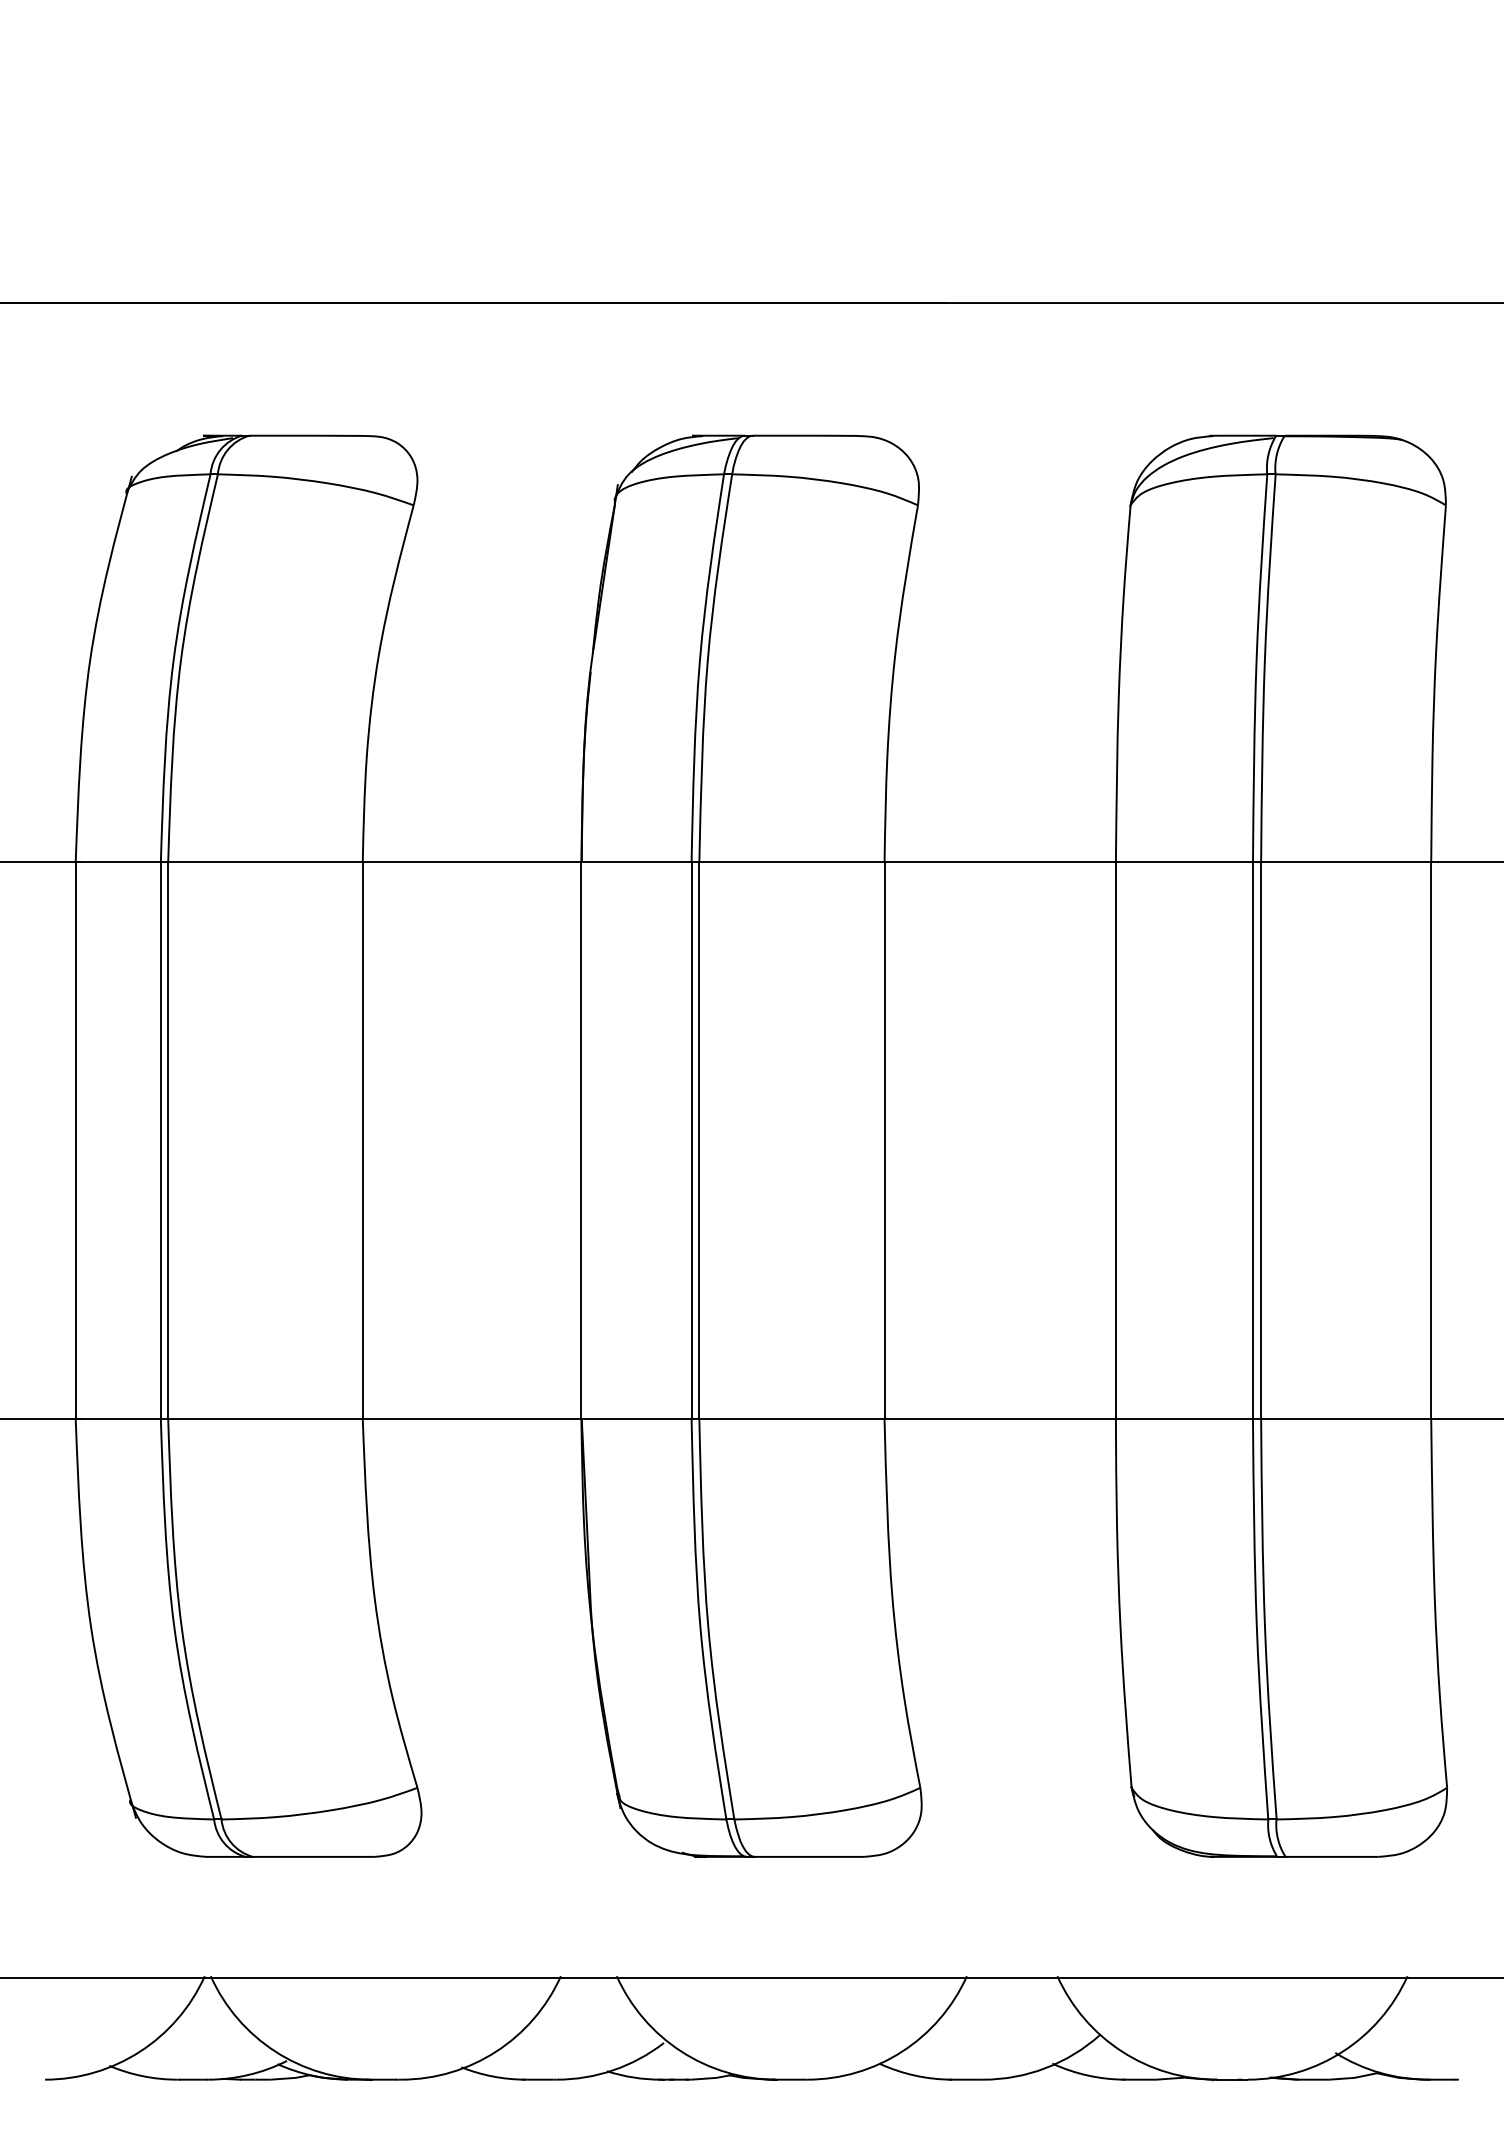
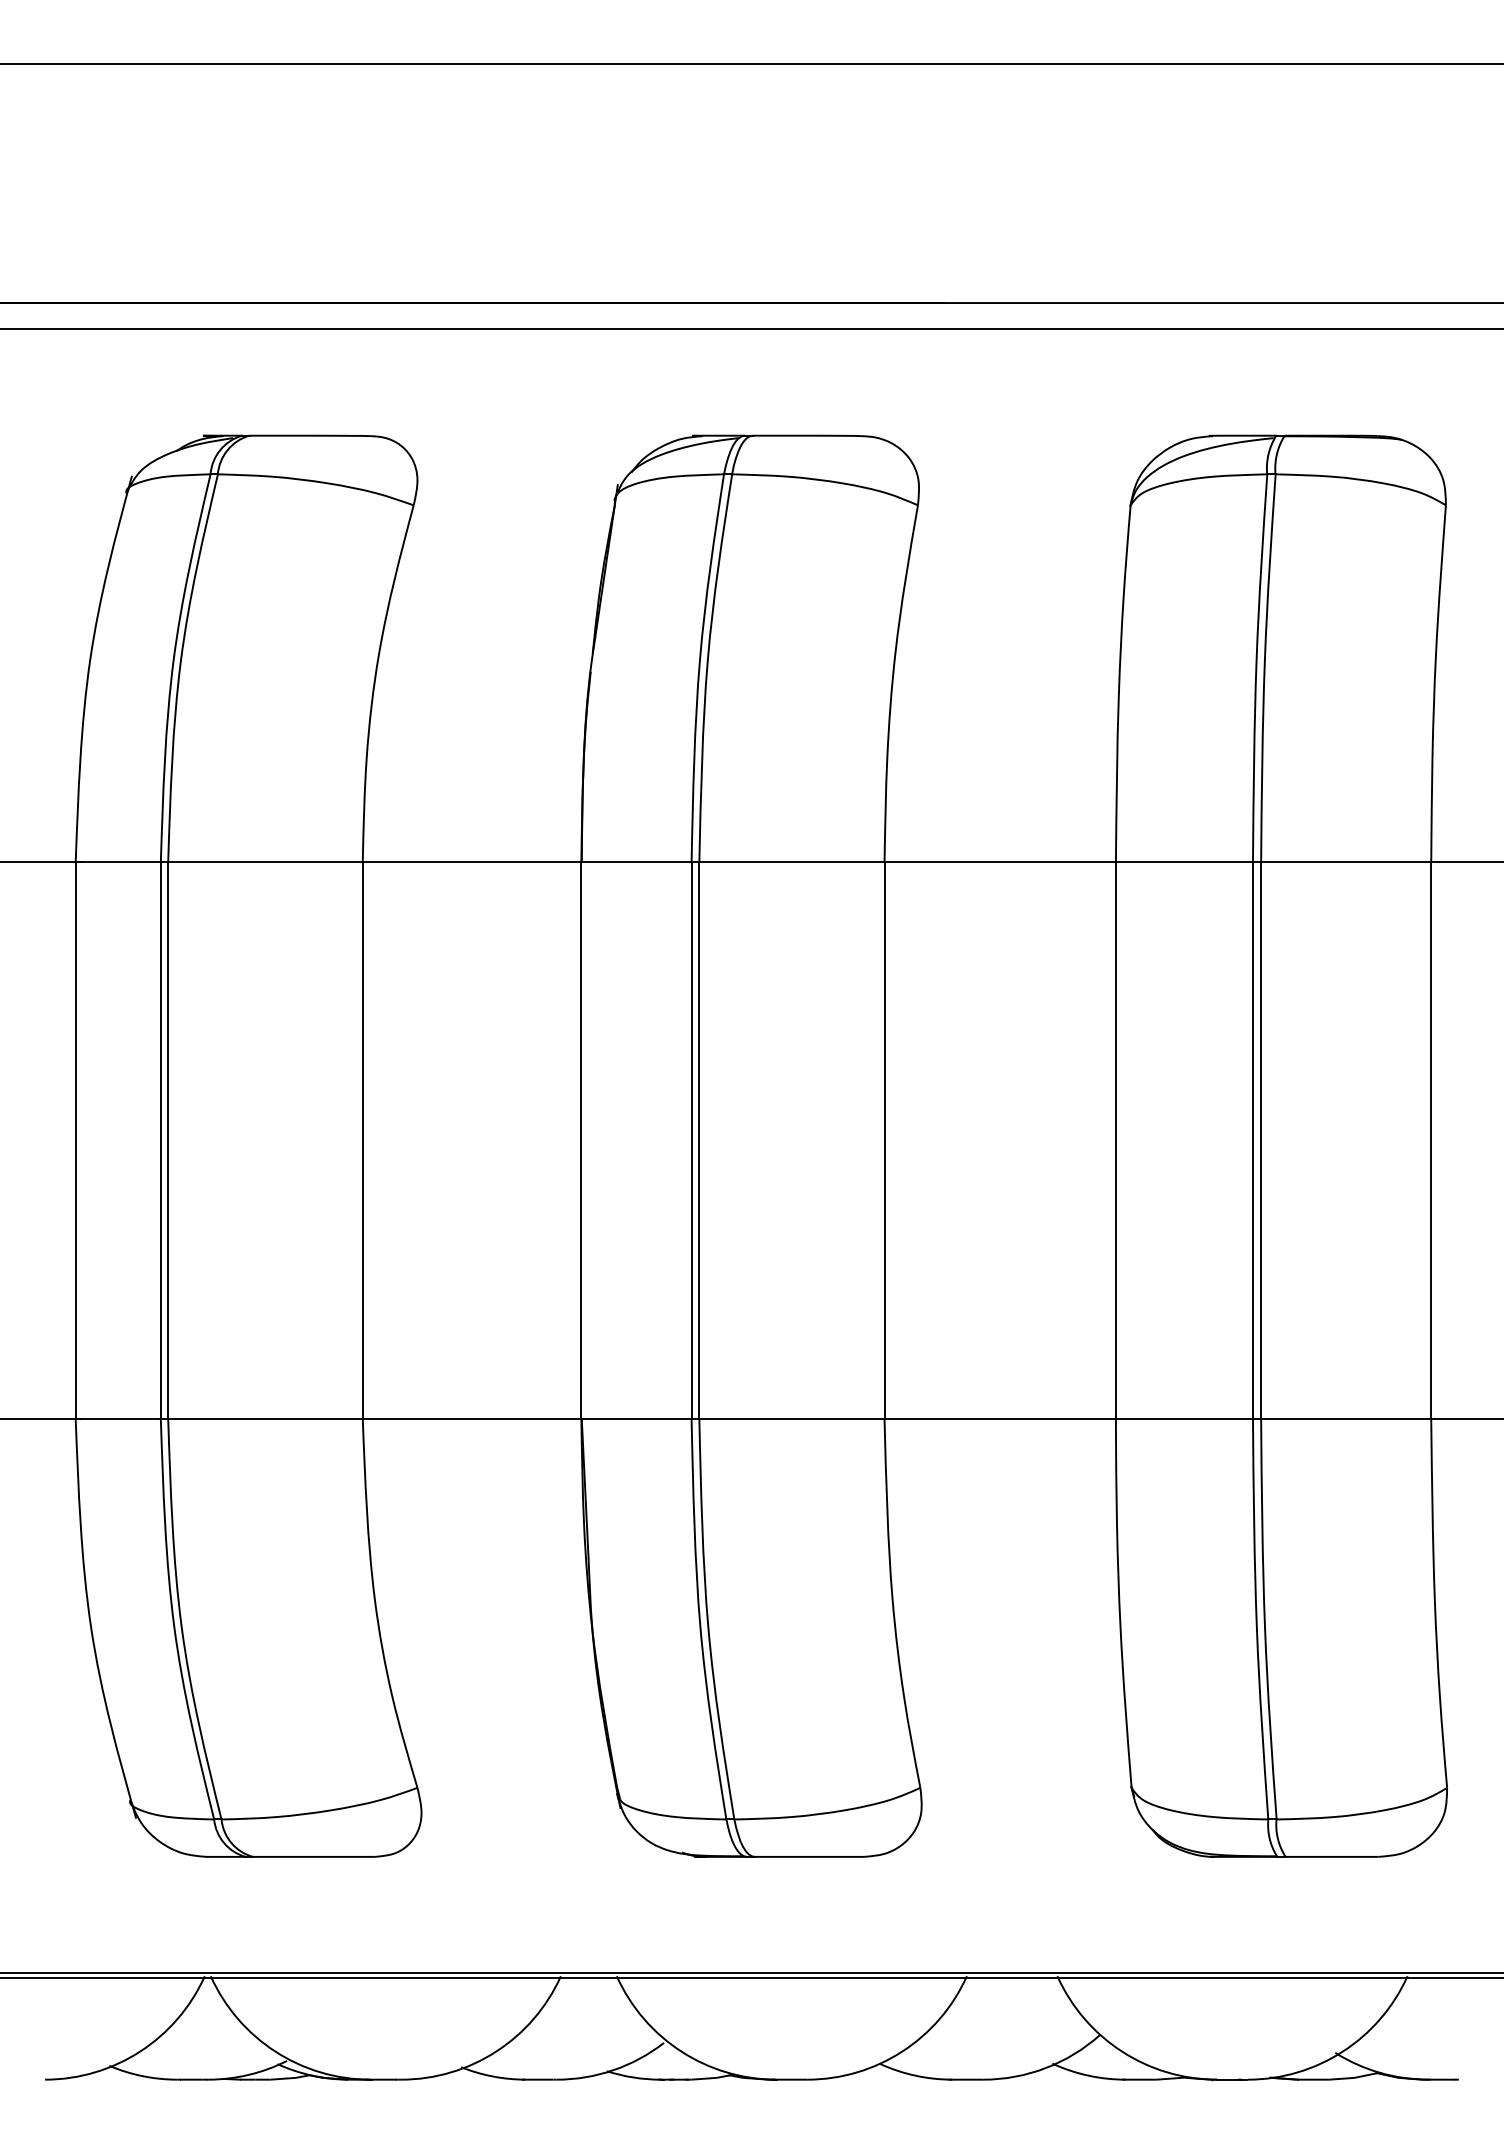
line: none -> present (751, 64)
line: none -> present (751, 328)
line: none -> present (751, 1973)
